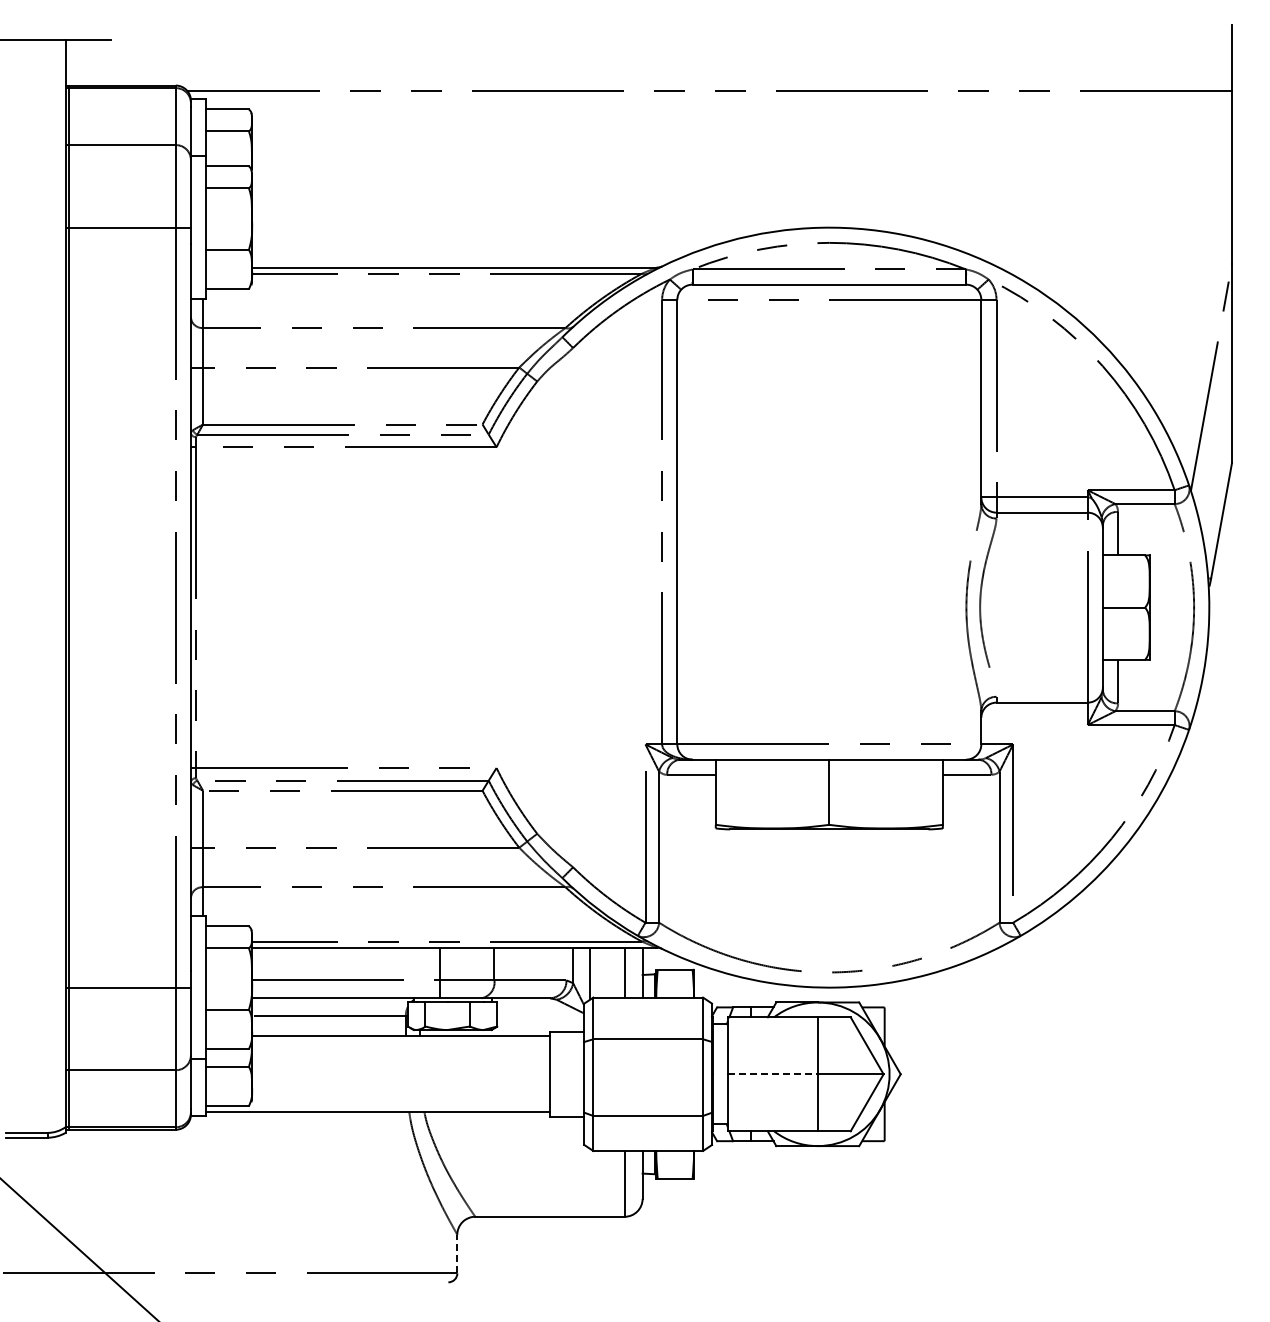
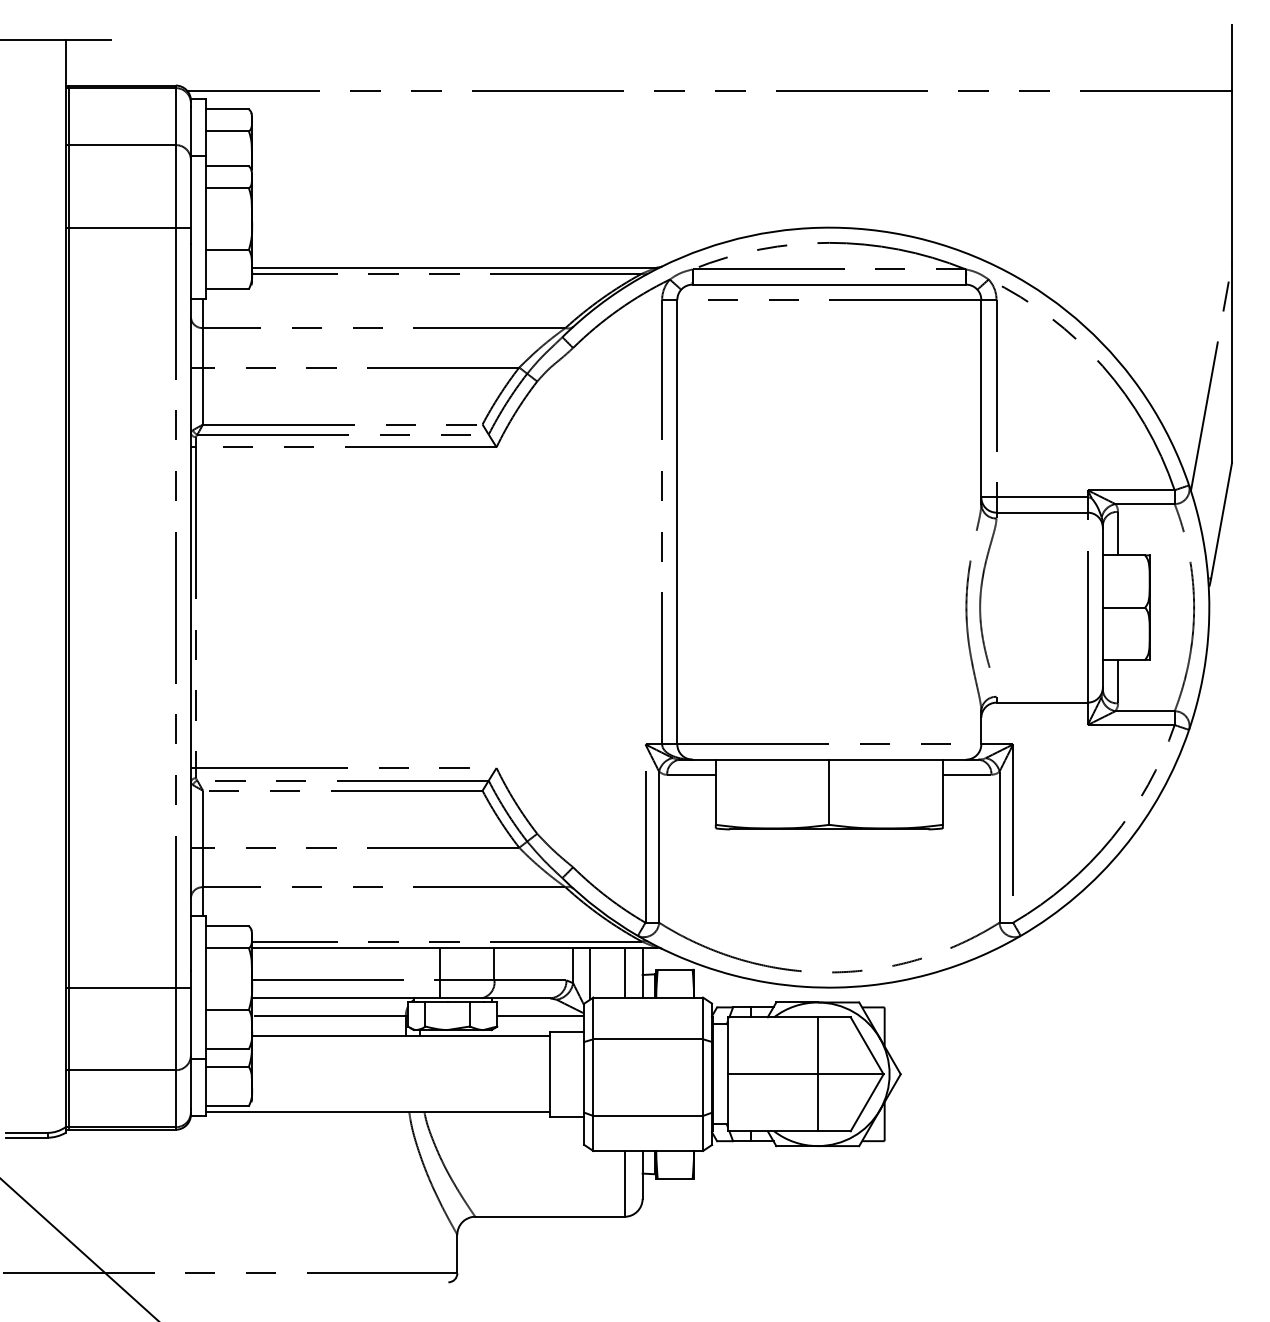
line: none -> present (540, 1016)
line: dashed -> solid (773, 1074)
line: dashed -> solid (457, 1253)
